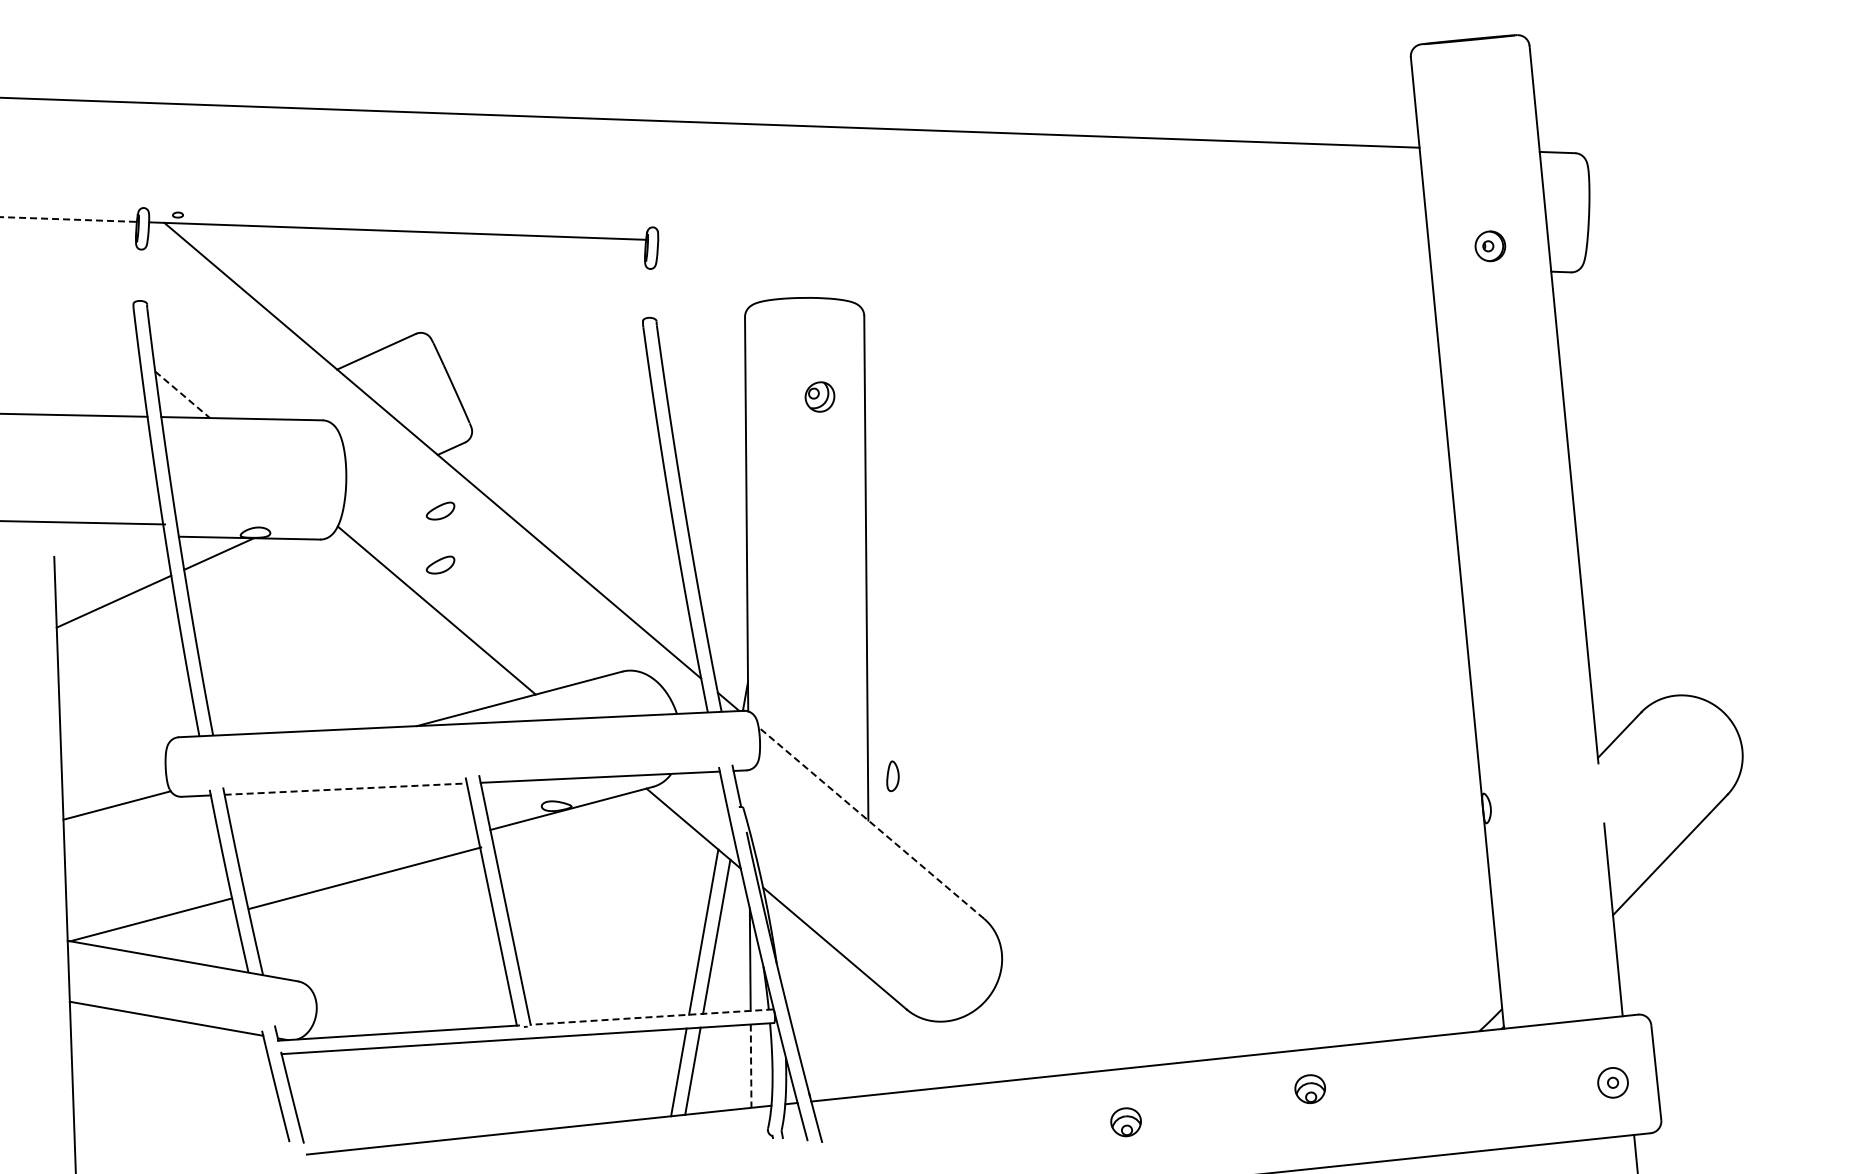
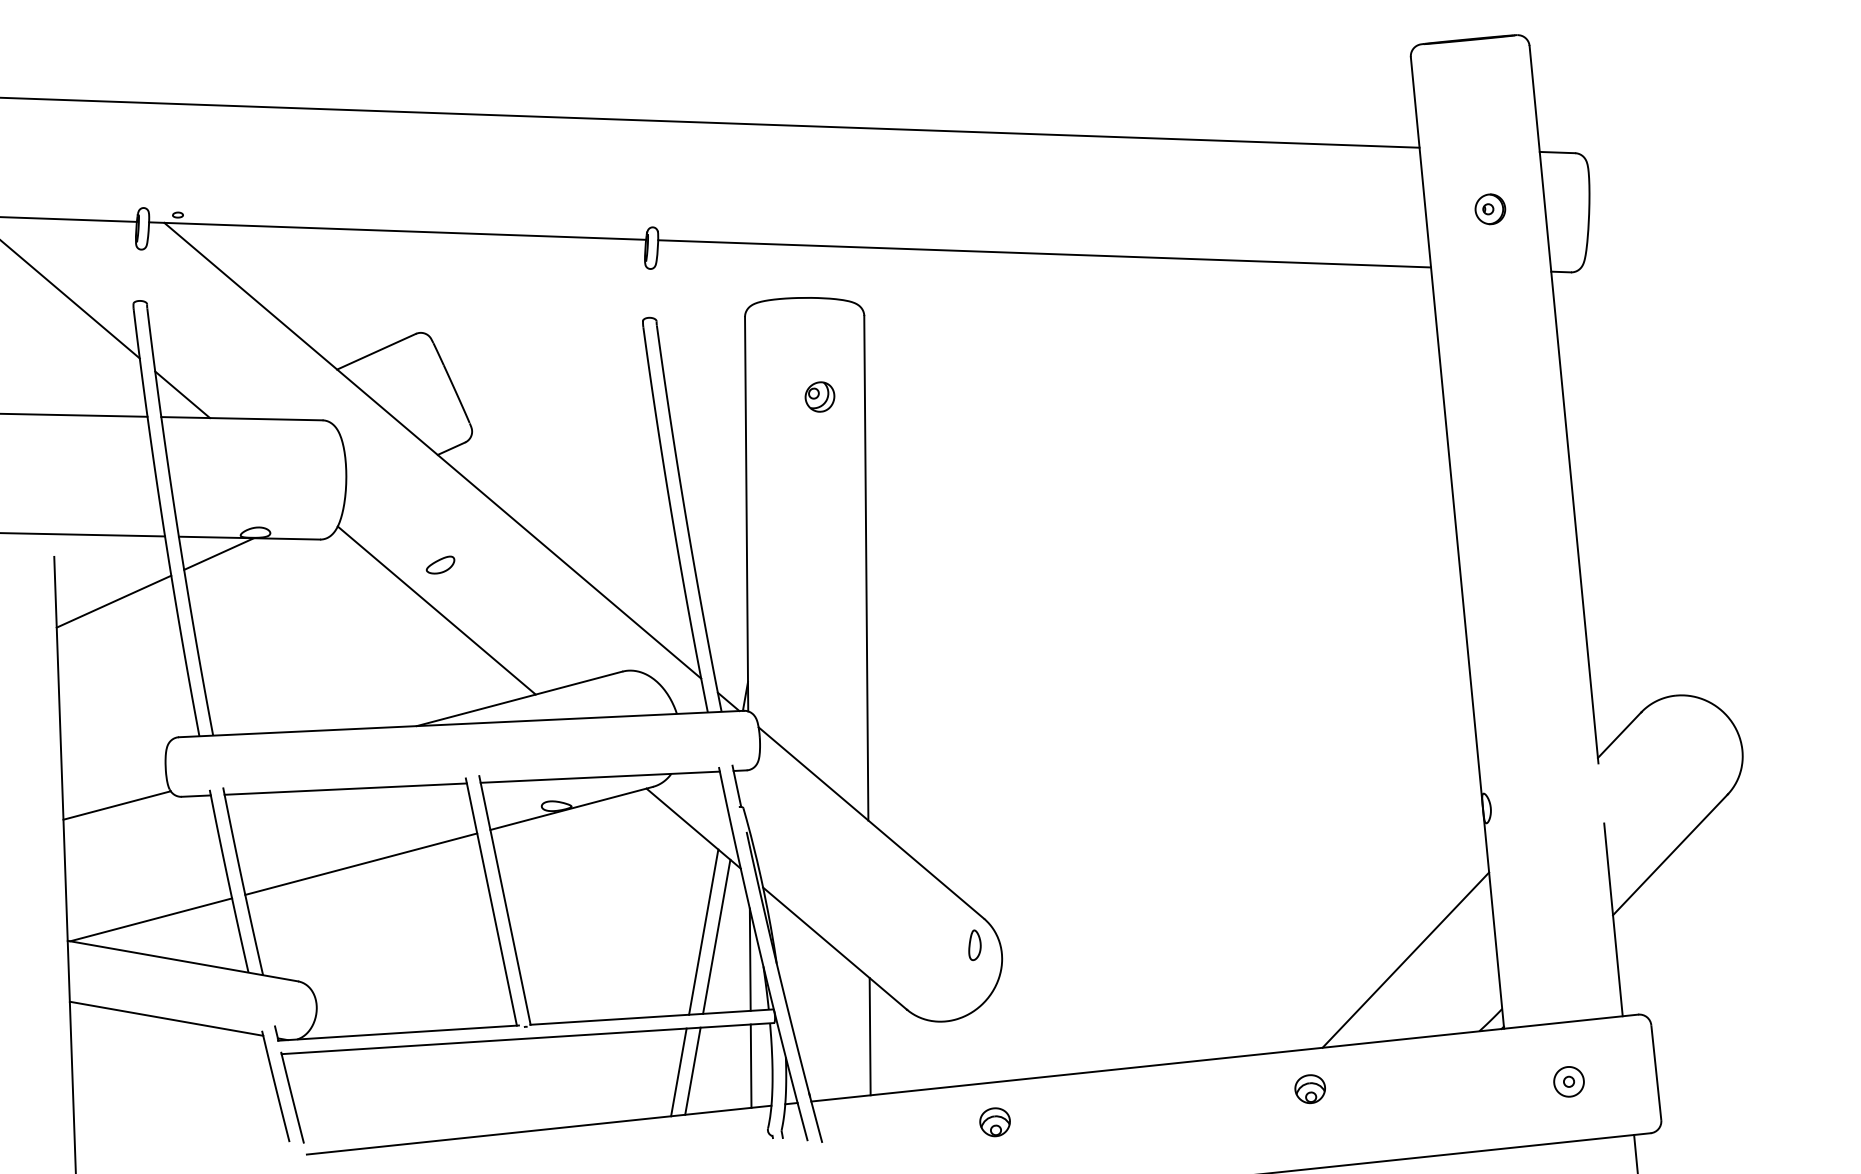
line: dashed -> solid (68, 219)
part position: (1490, 246) -> (1490, 209) (1490, 209)
line: none -> present (1044, 253)
line: none -> present (70, 300)
line: dashed -> solid (182, 394)
part: present -> none (440, 510)
line position: (83, 522) -> (83, 534) (83, 534)
part position: (892, 775) -> (974, 944) (974, 944)
line: dashed -> solid (346, 789)
line: dashed -> solid (871, 823)
line position: (365, 877) -> (361, 863) (361, 863)
line: none -> present (1405, 959)
line: dashed -> solid (651, 1017)
line: none -> present (869, 1036)
line: dashed -> solid (751, 1066)
part position: (1612, 1082) -> (1568, 1081) (1568, 1081)
part position: (1125, 1122) -> (994, 1122) (994, 1122)
